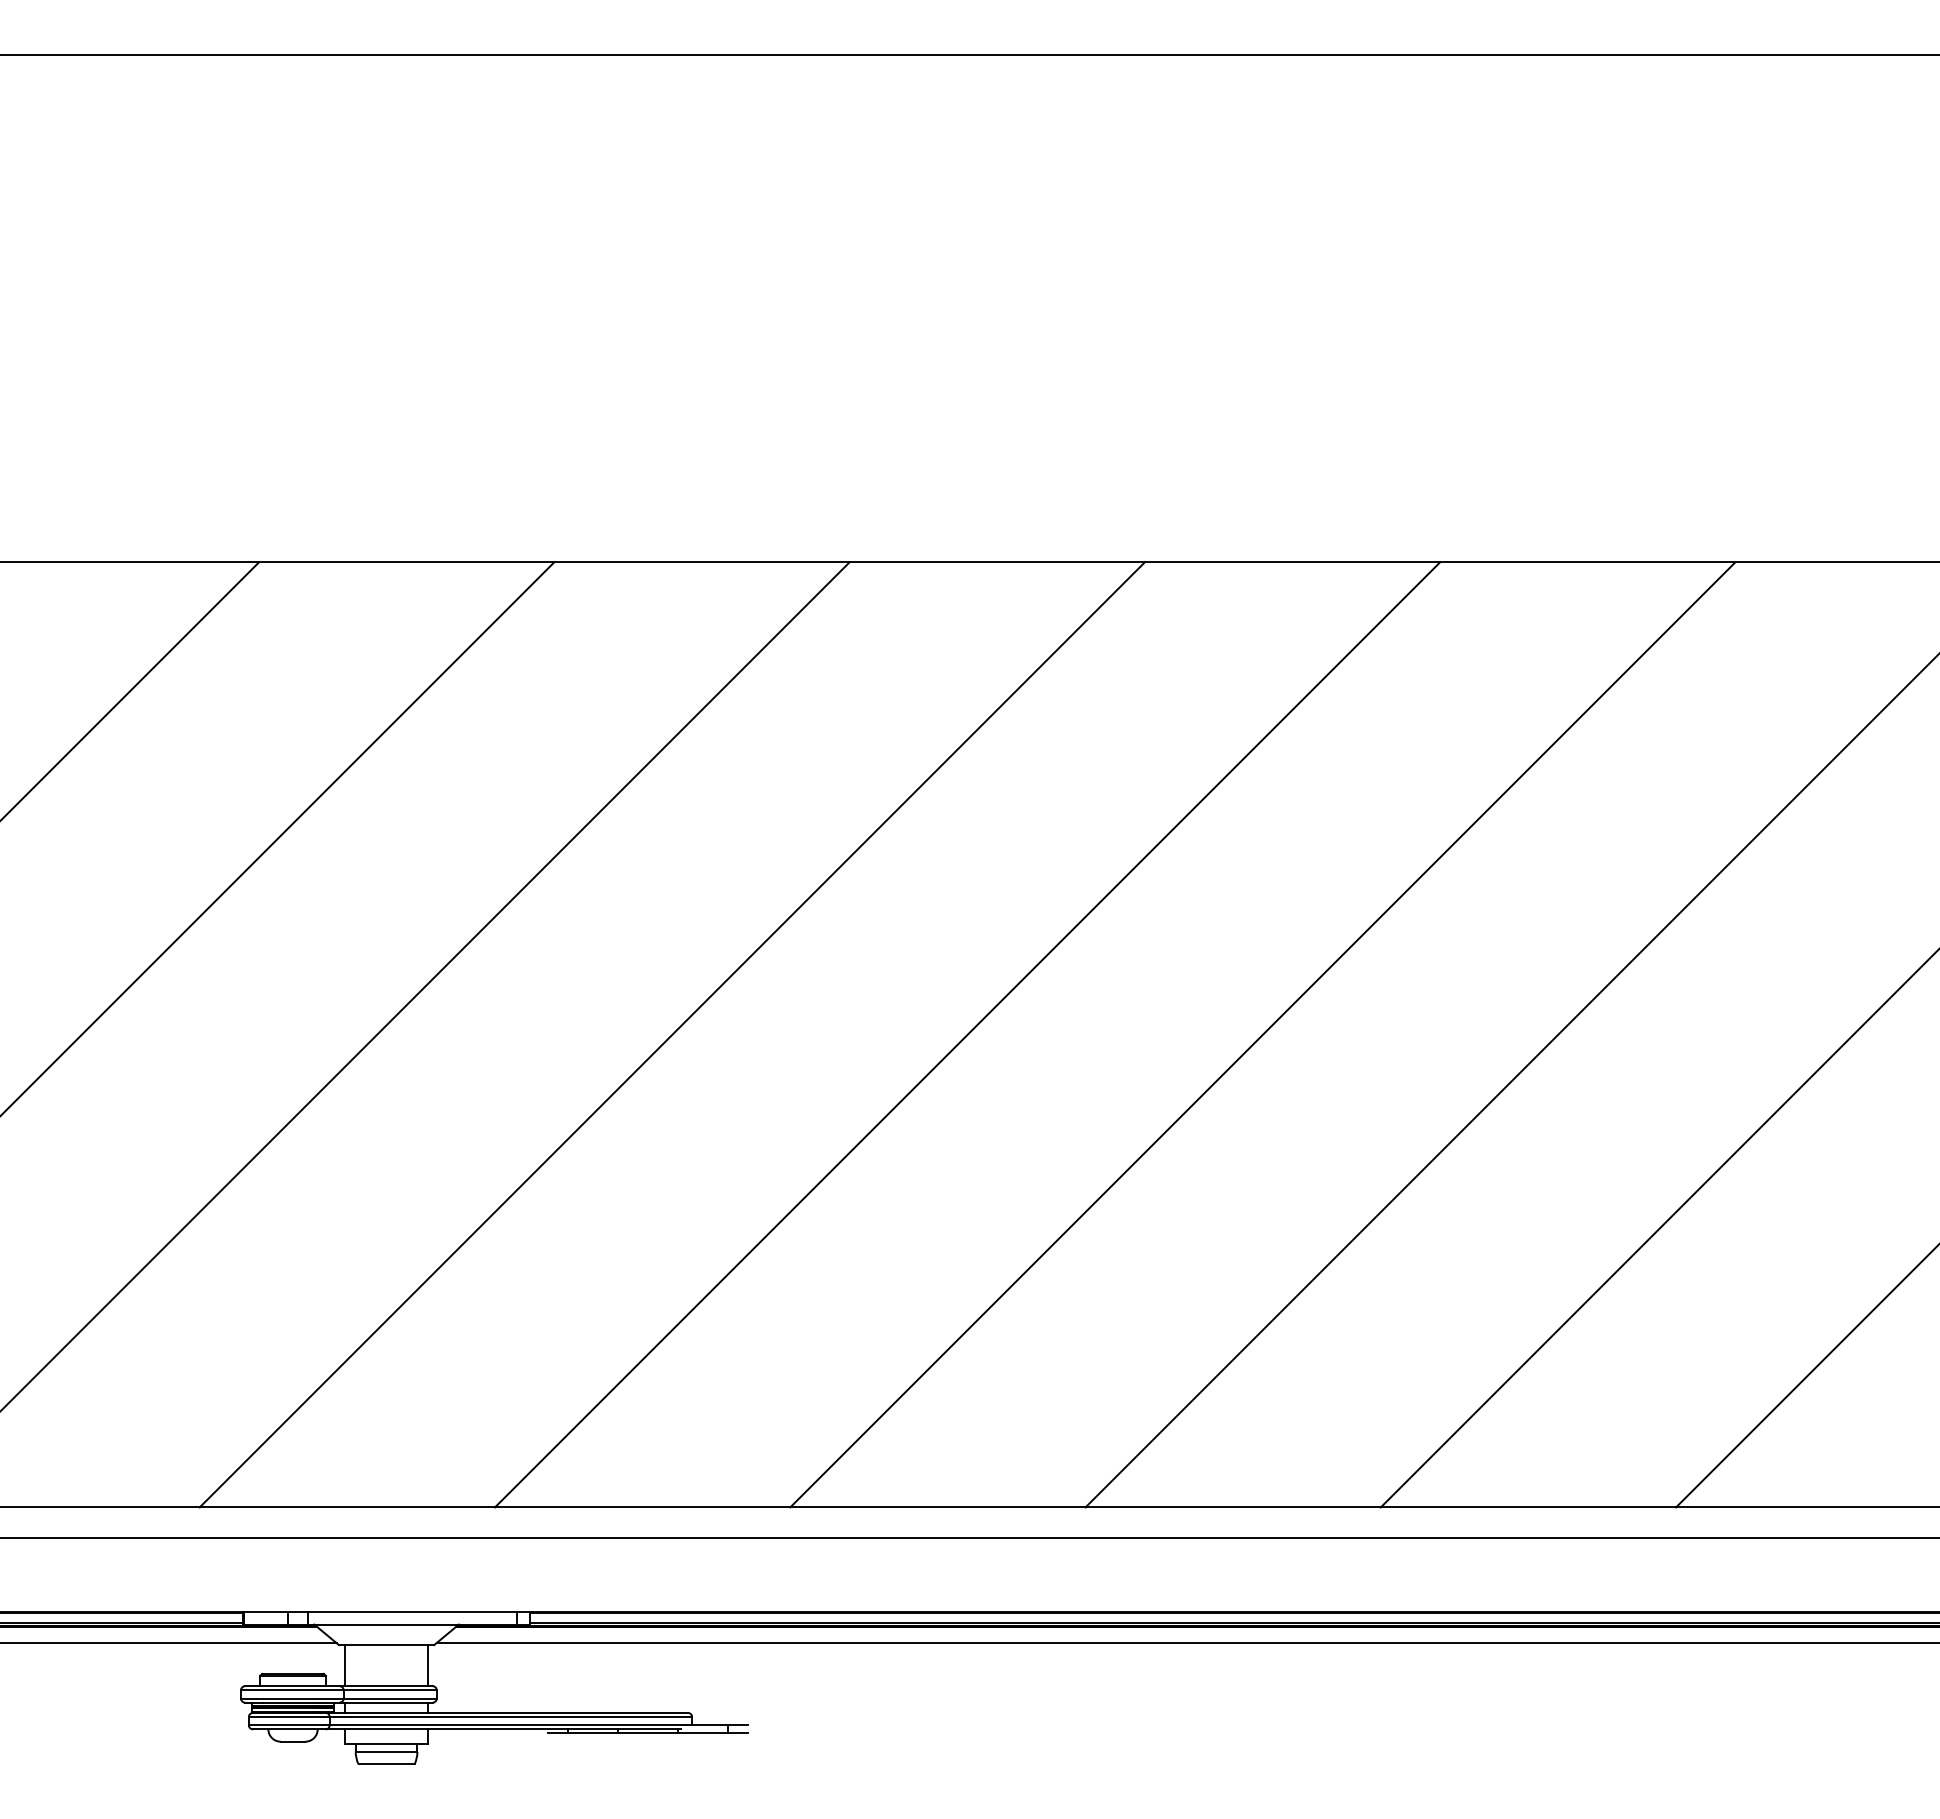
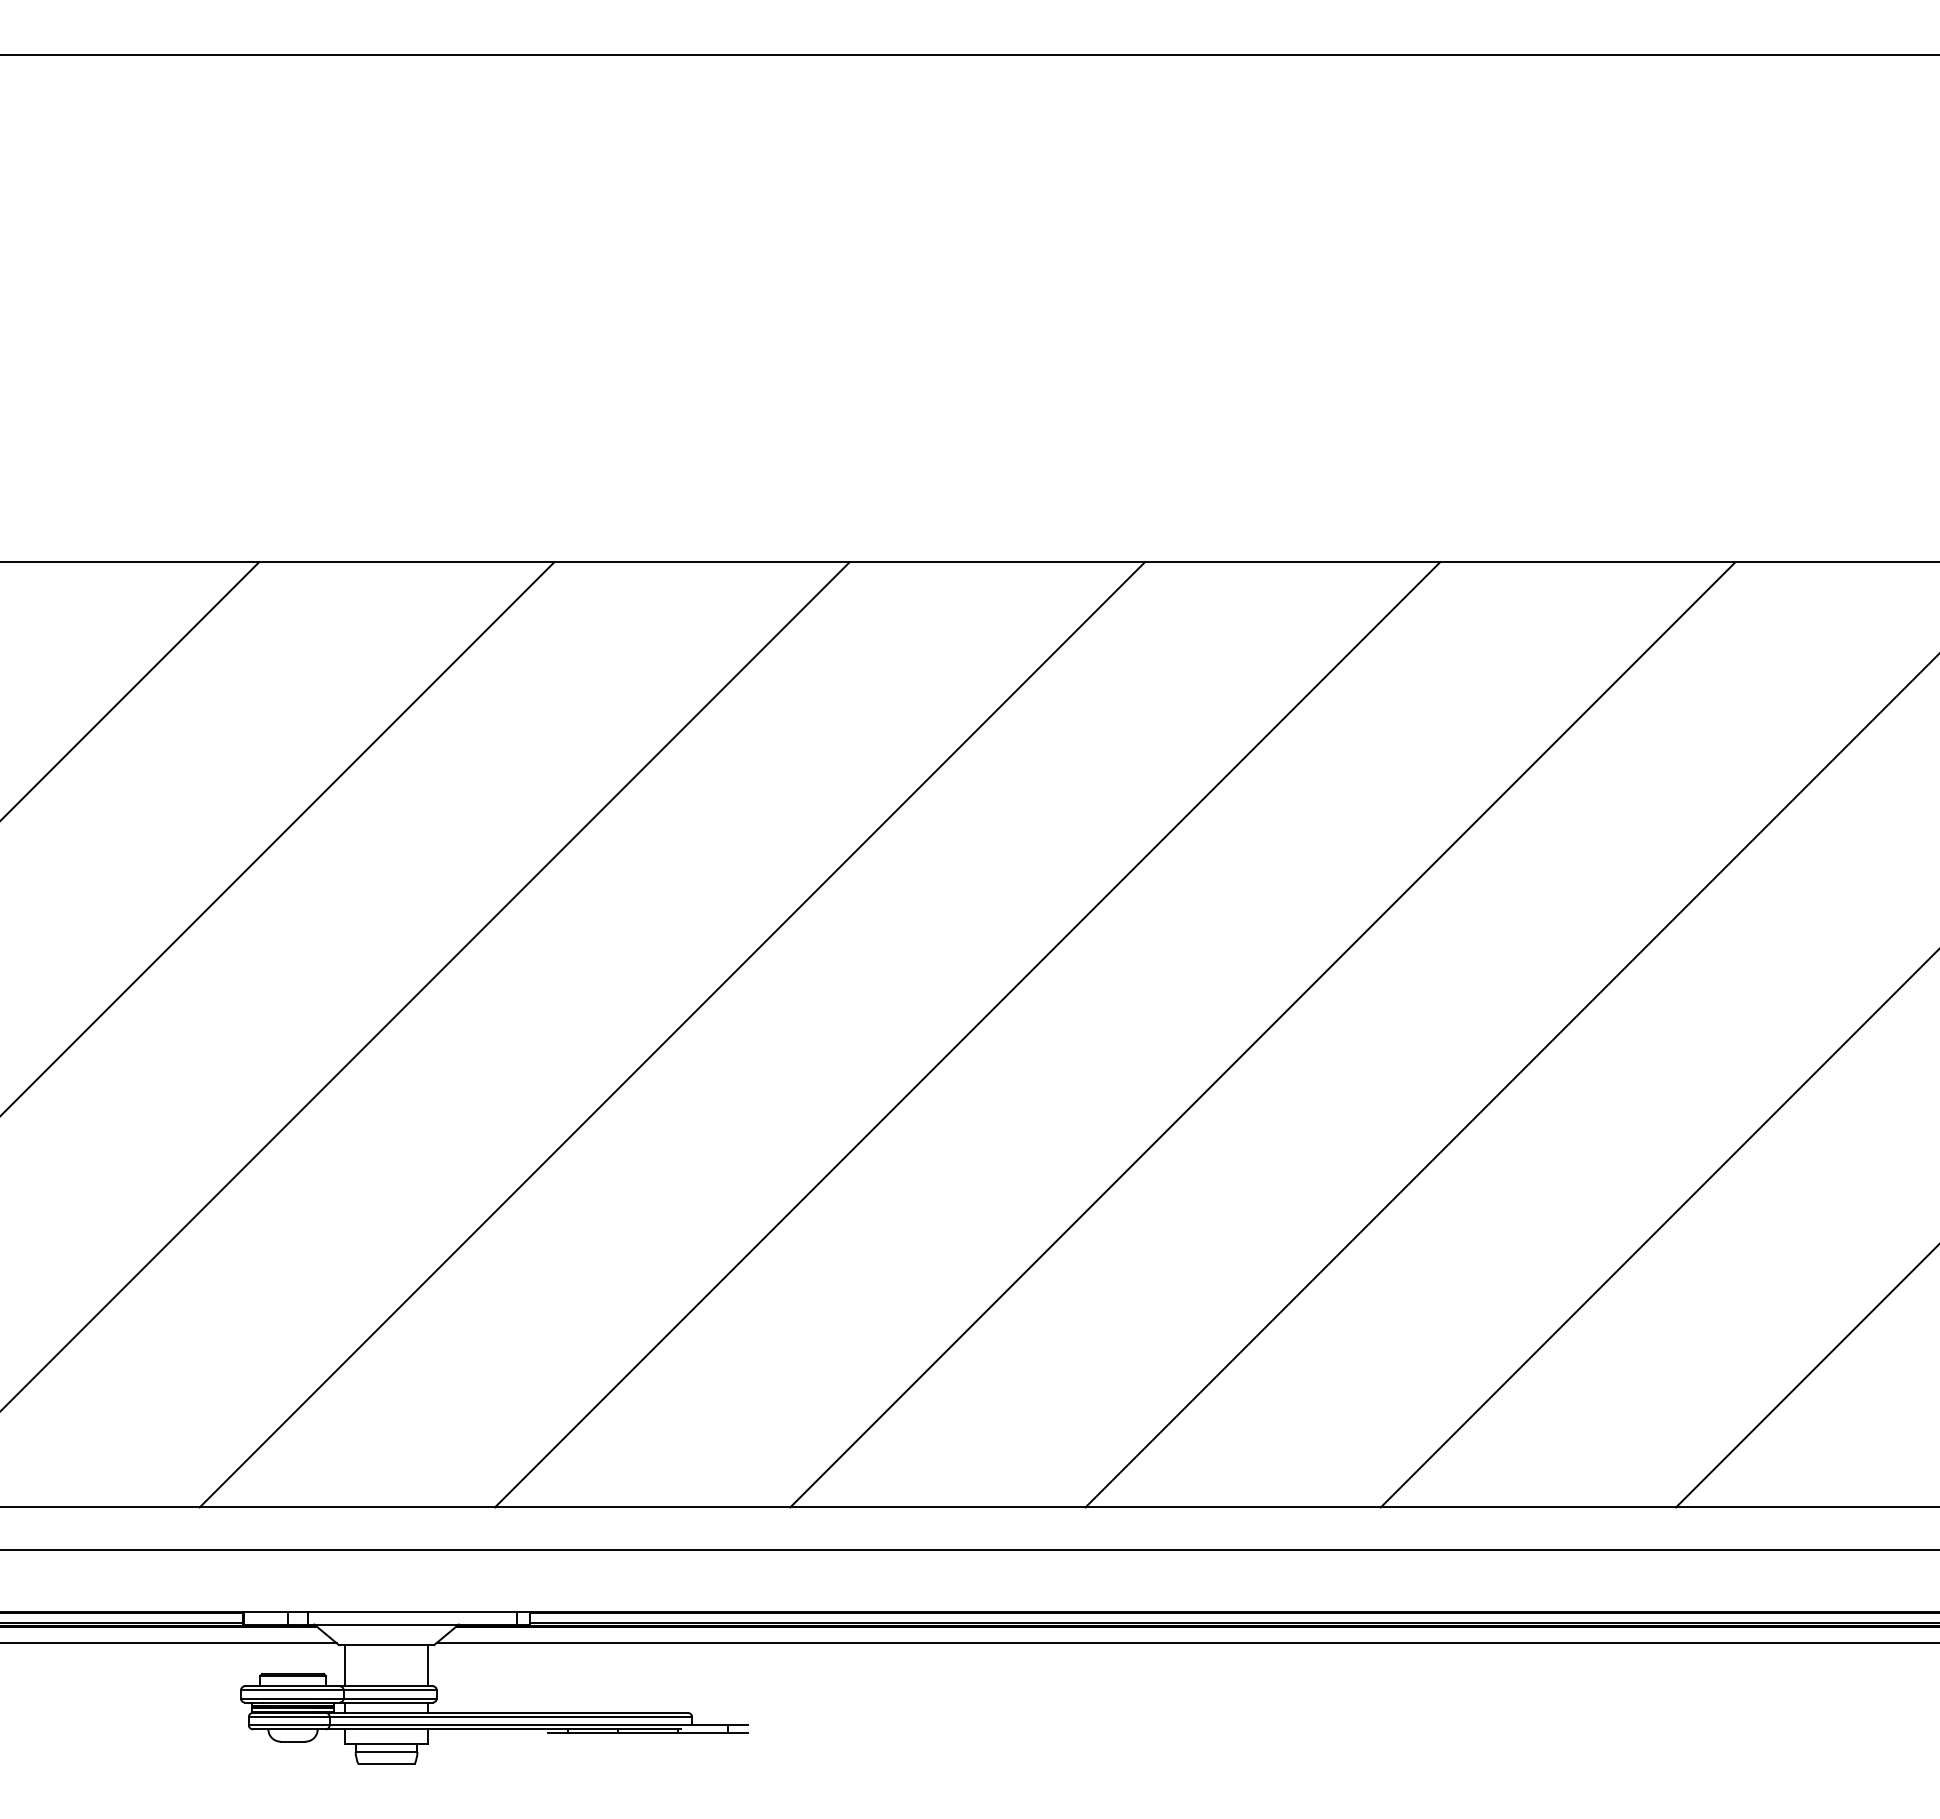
line position: (969, 1538) -> (969, 1550) (969, 1550)
